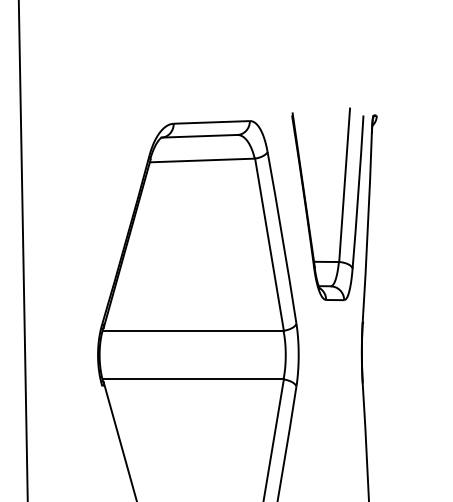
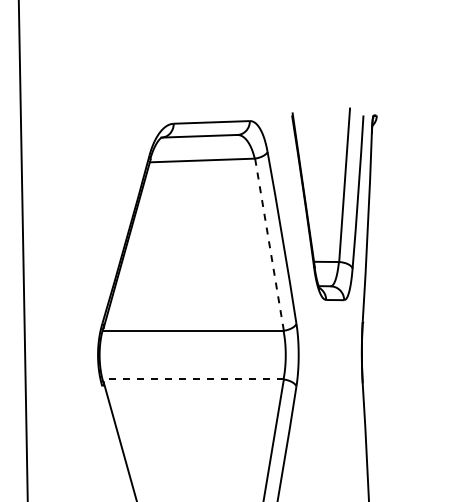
line: solid -> dashed (269, 244)
line: solid -> dashed (193, 379)
